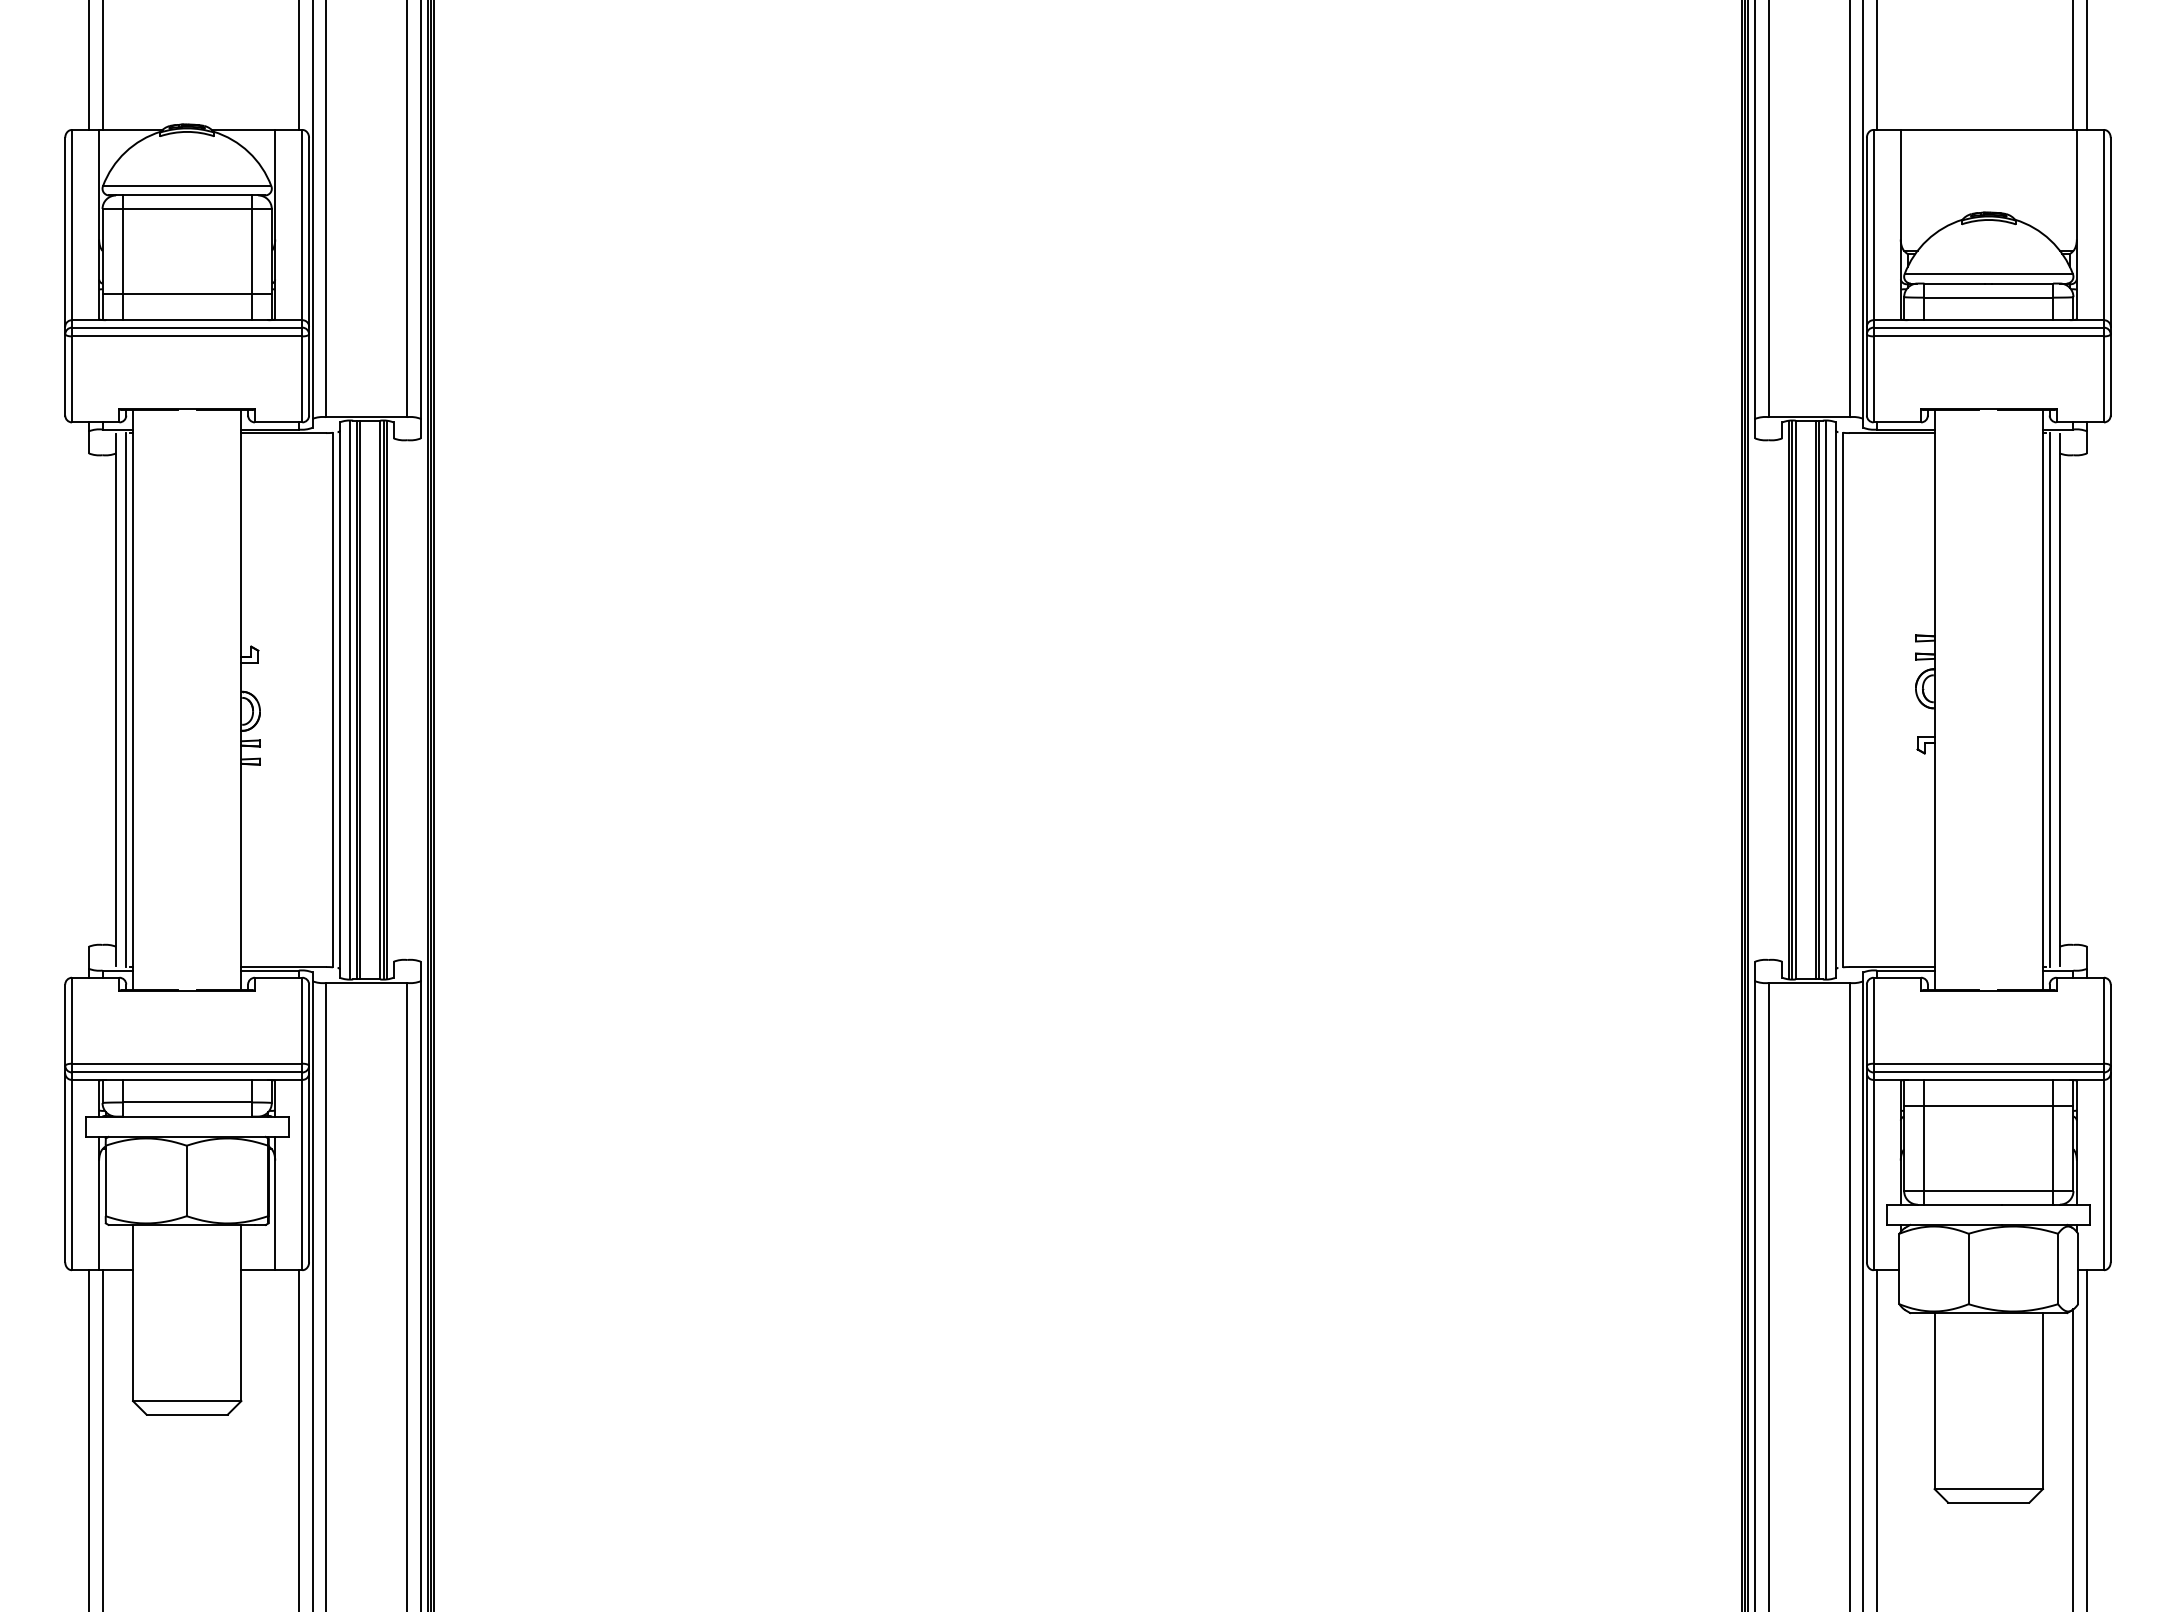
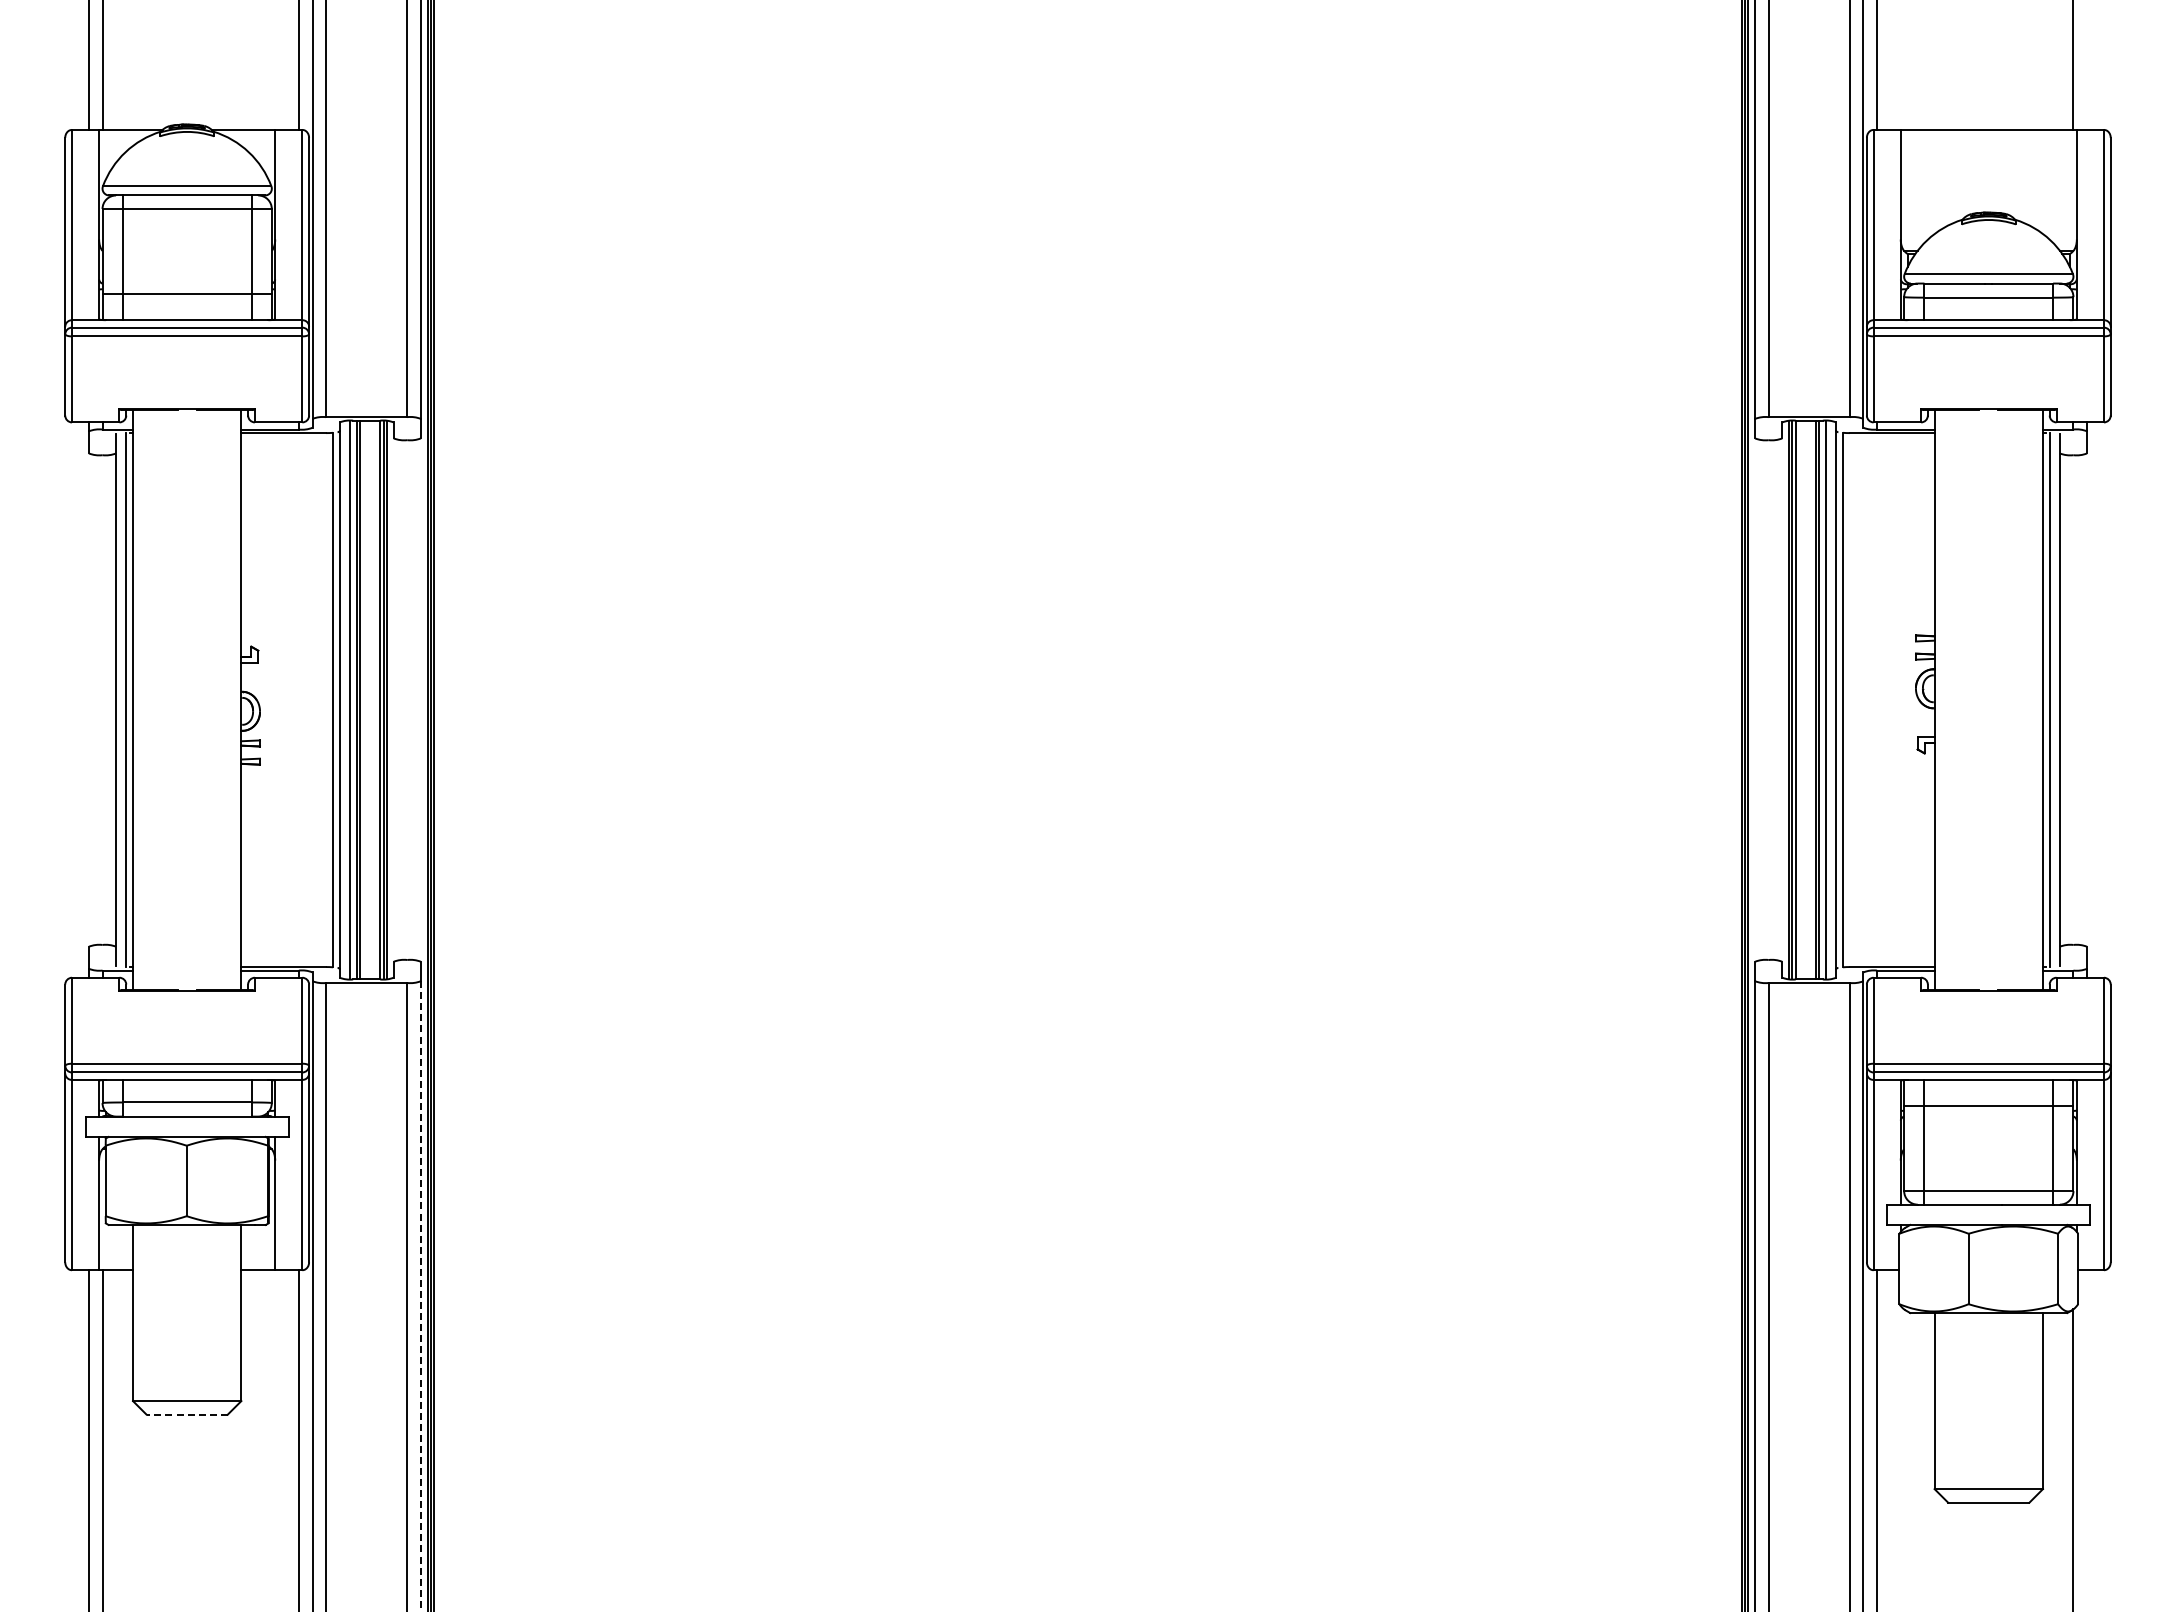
line: present -> none (2086, 65)
line: solid -> dashed (420, 1296)
line: solid -> dashed (187, 1414)
line: present -> none (2086, 1439)
